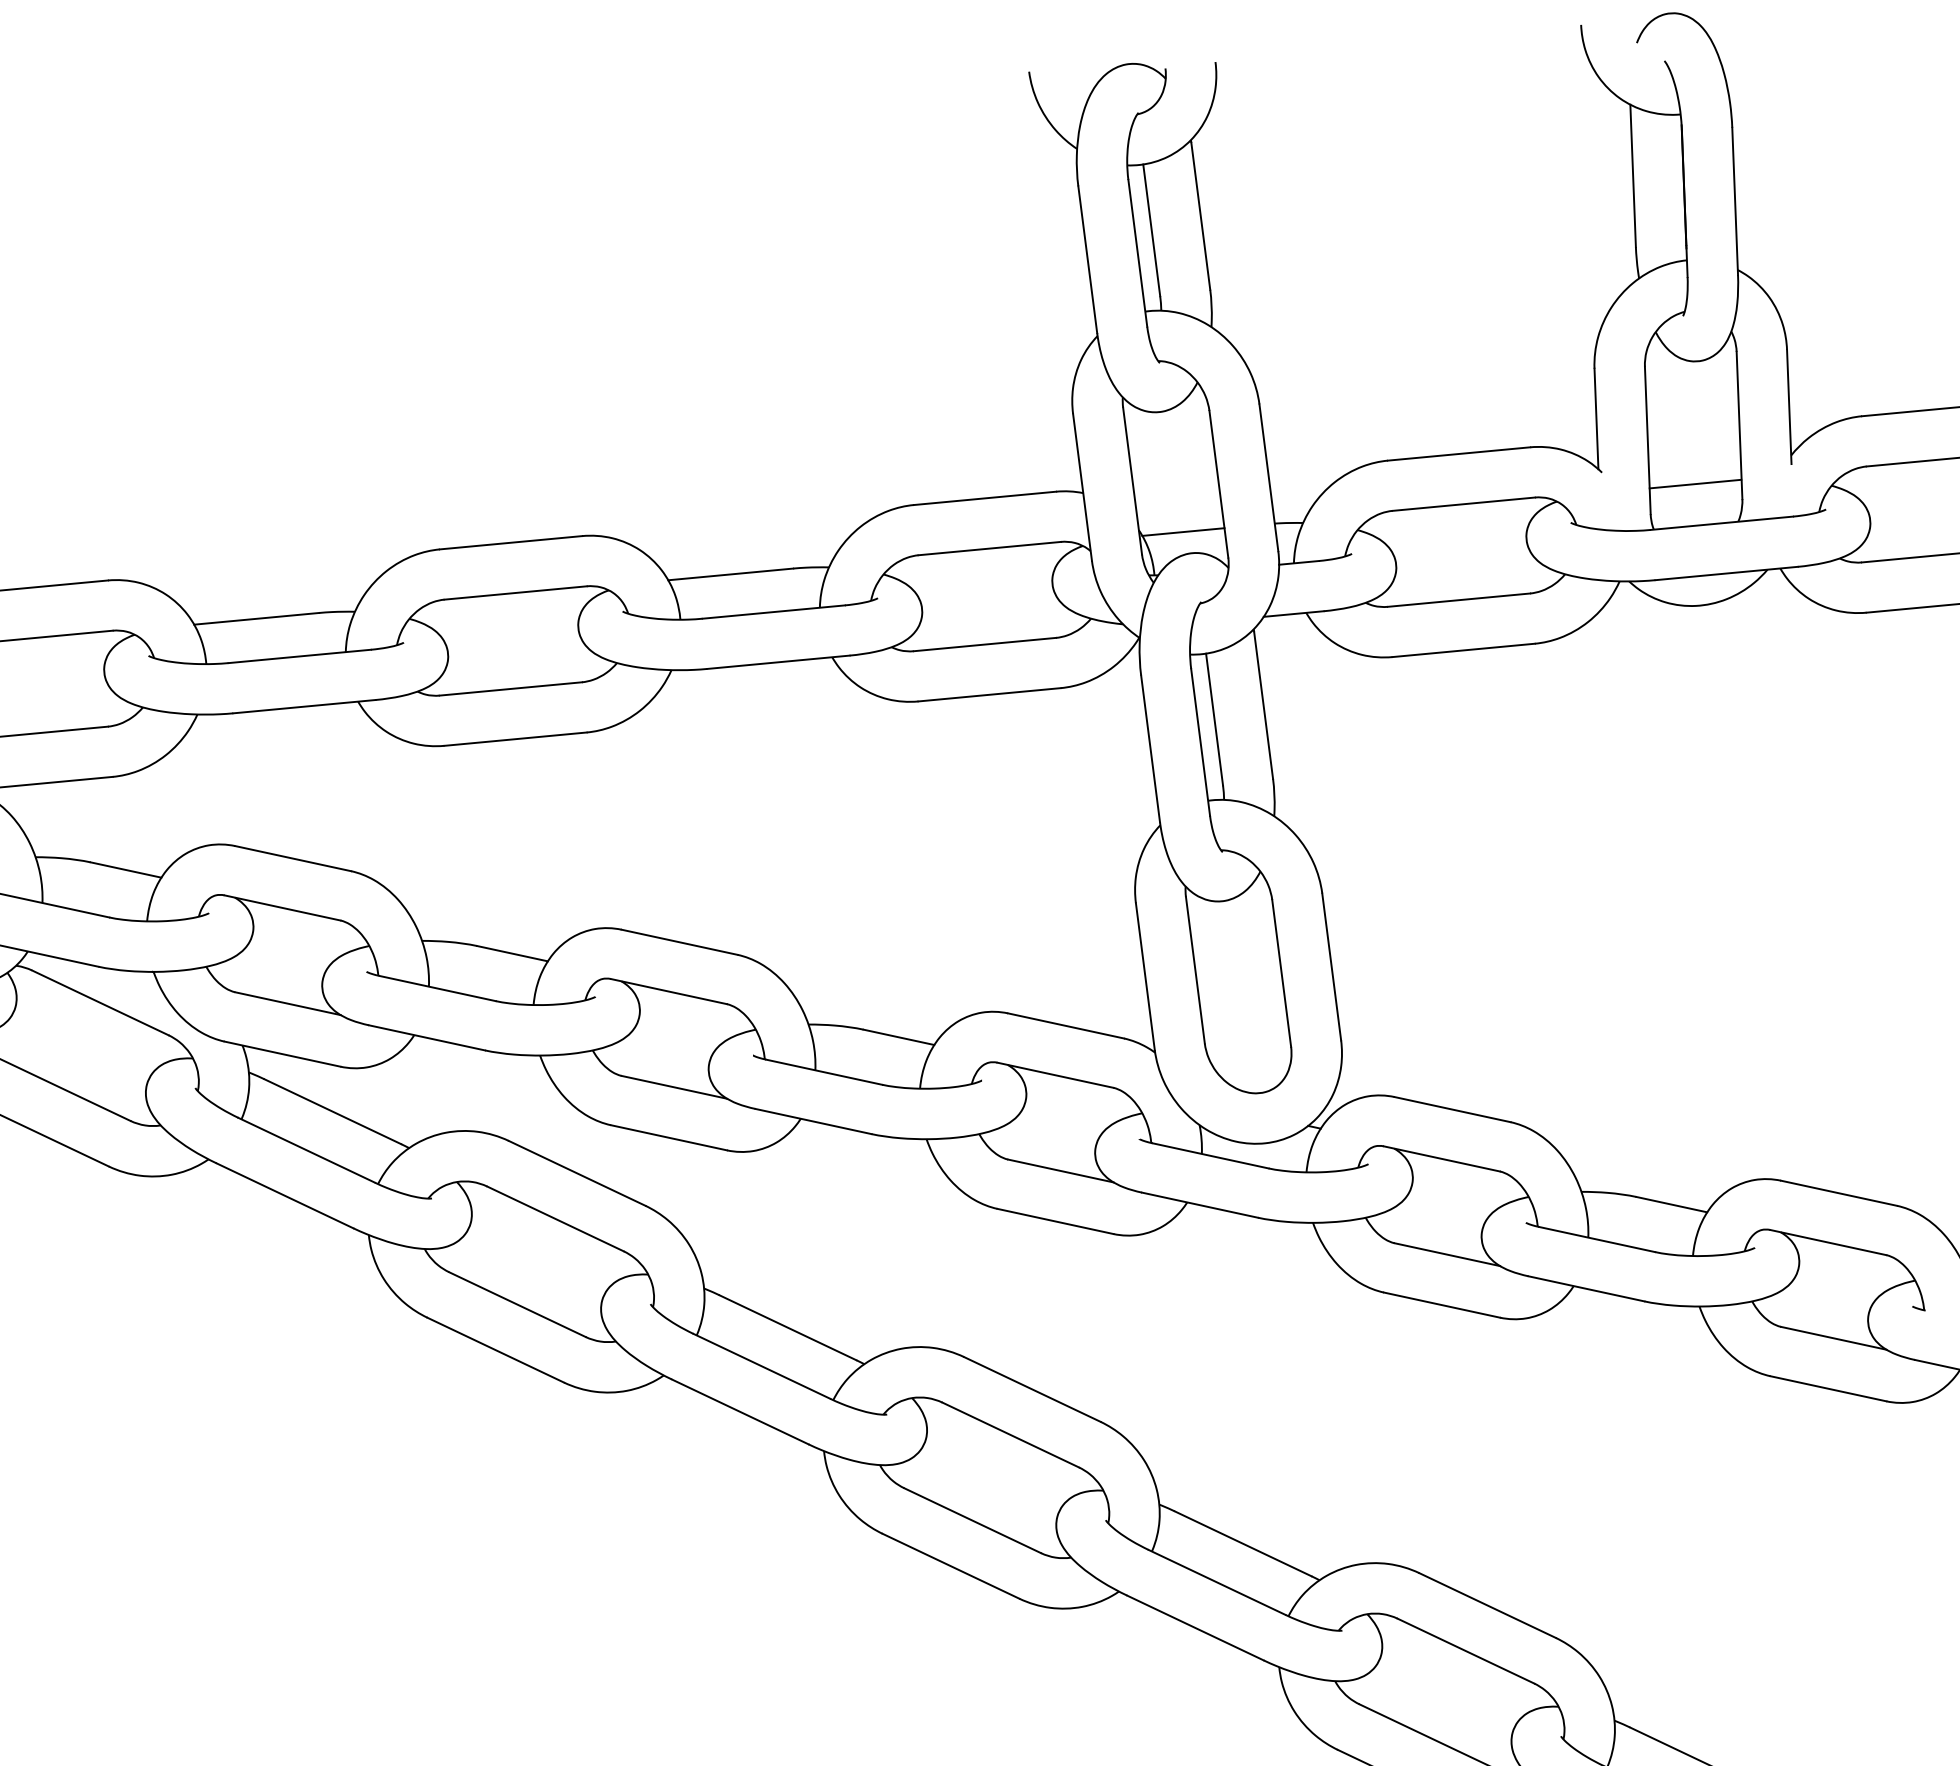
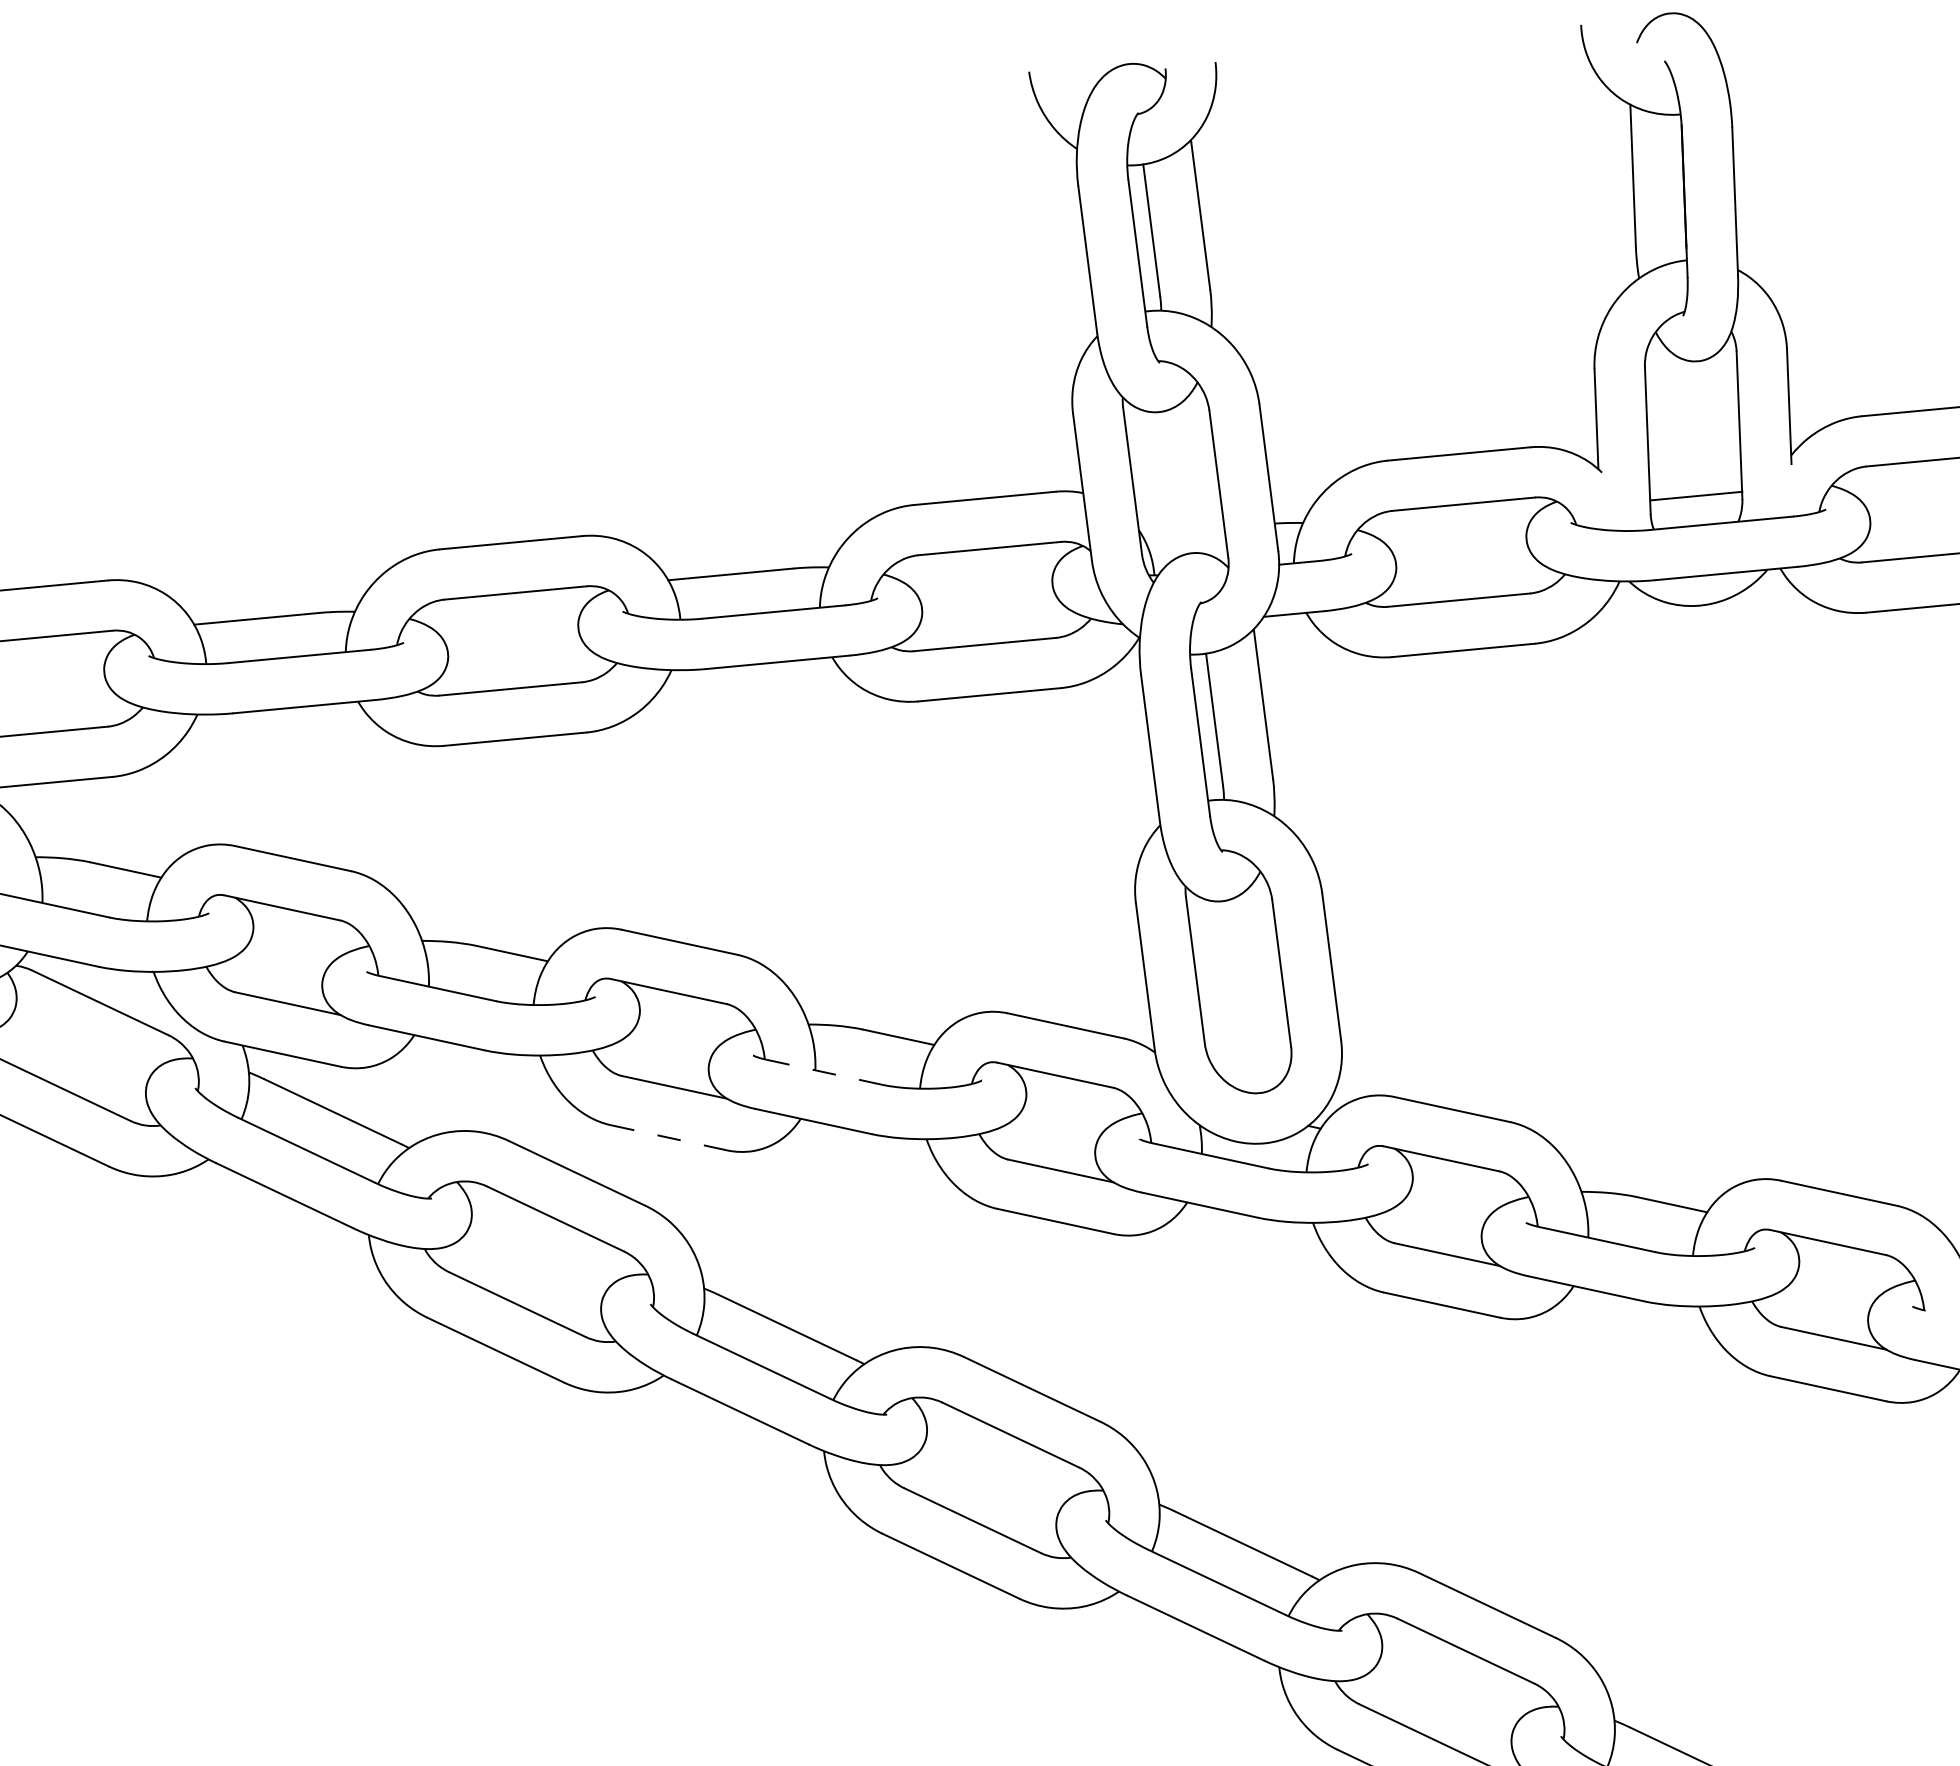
line position: (1695, 483) -> (1696, 495) (1696, 495)
line: present -> none (1183, 531)
line: solid -> dashed (824, 1072)
line: solid -> dashed (669, 1137)
